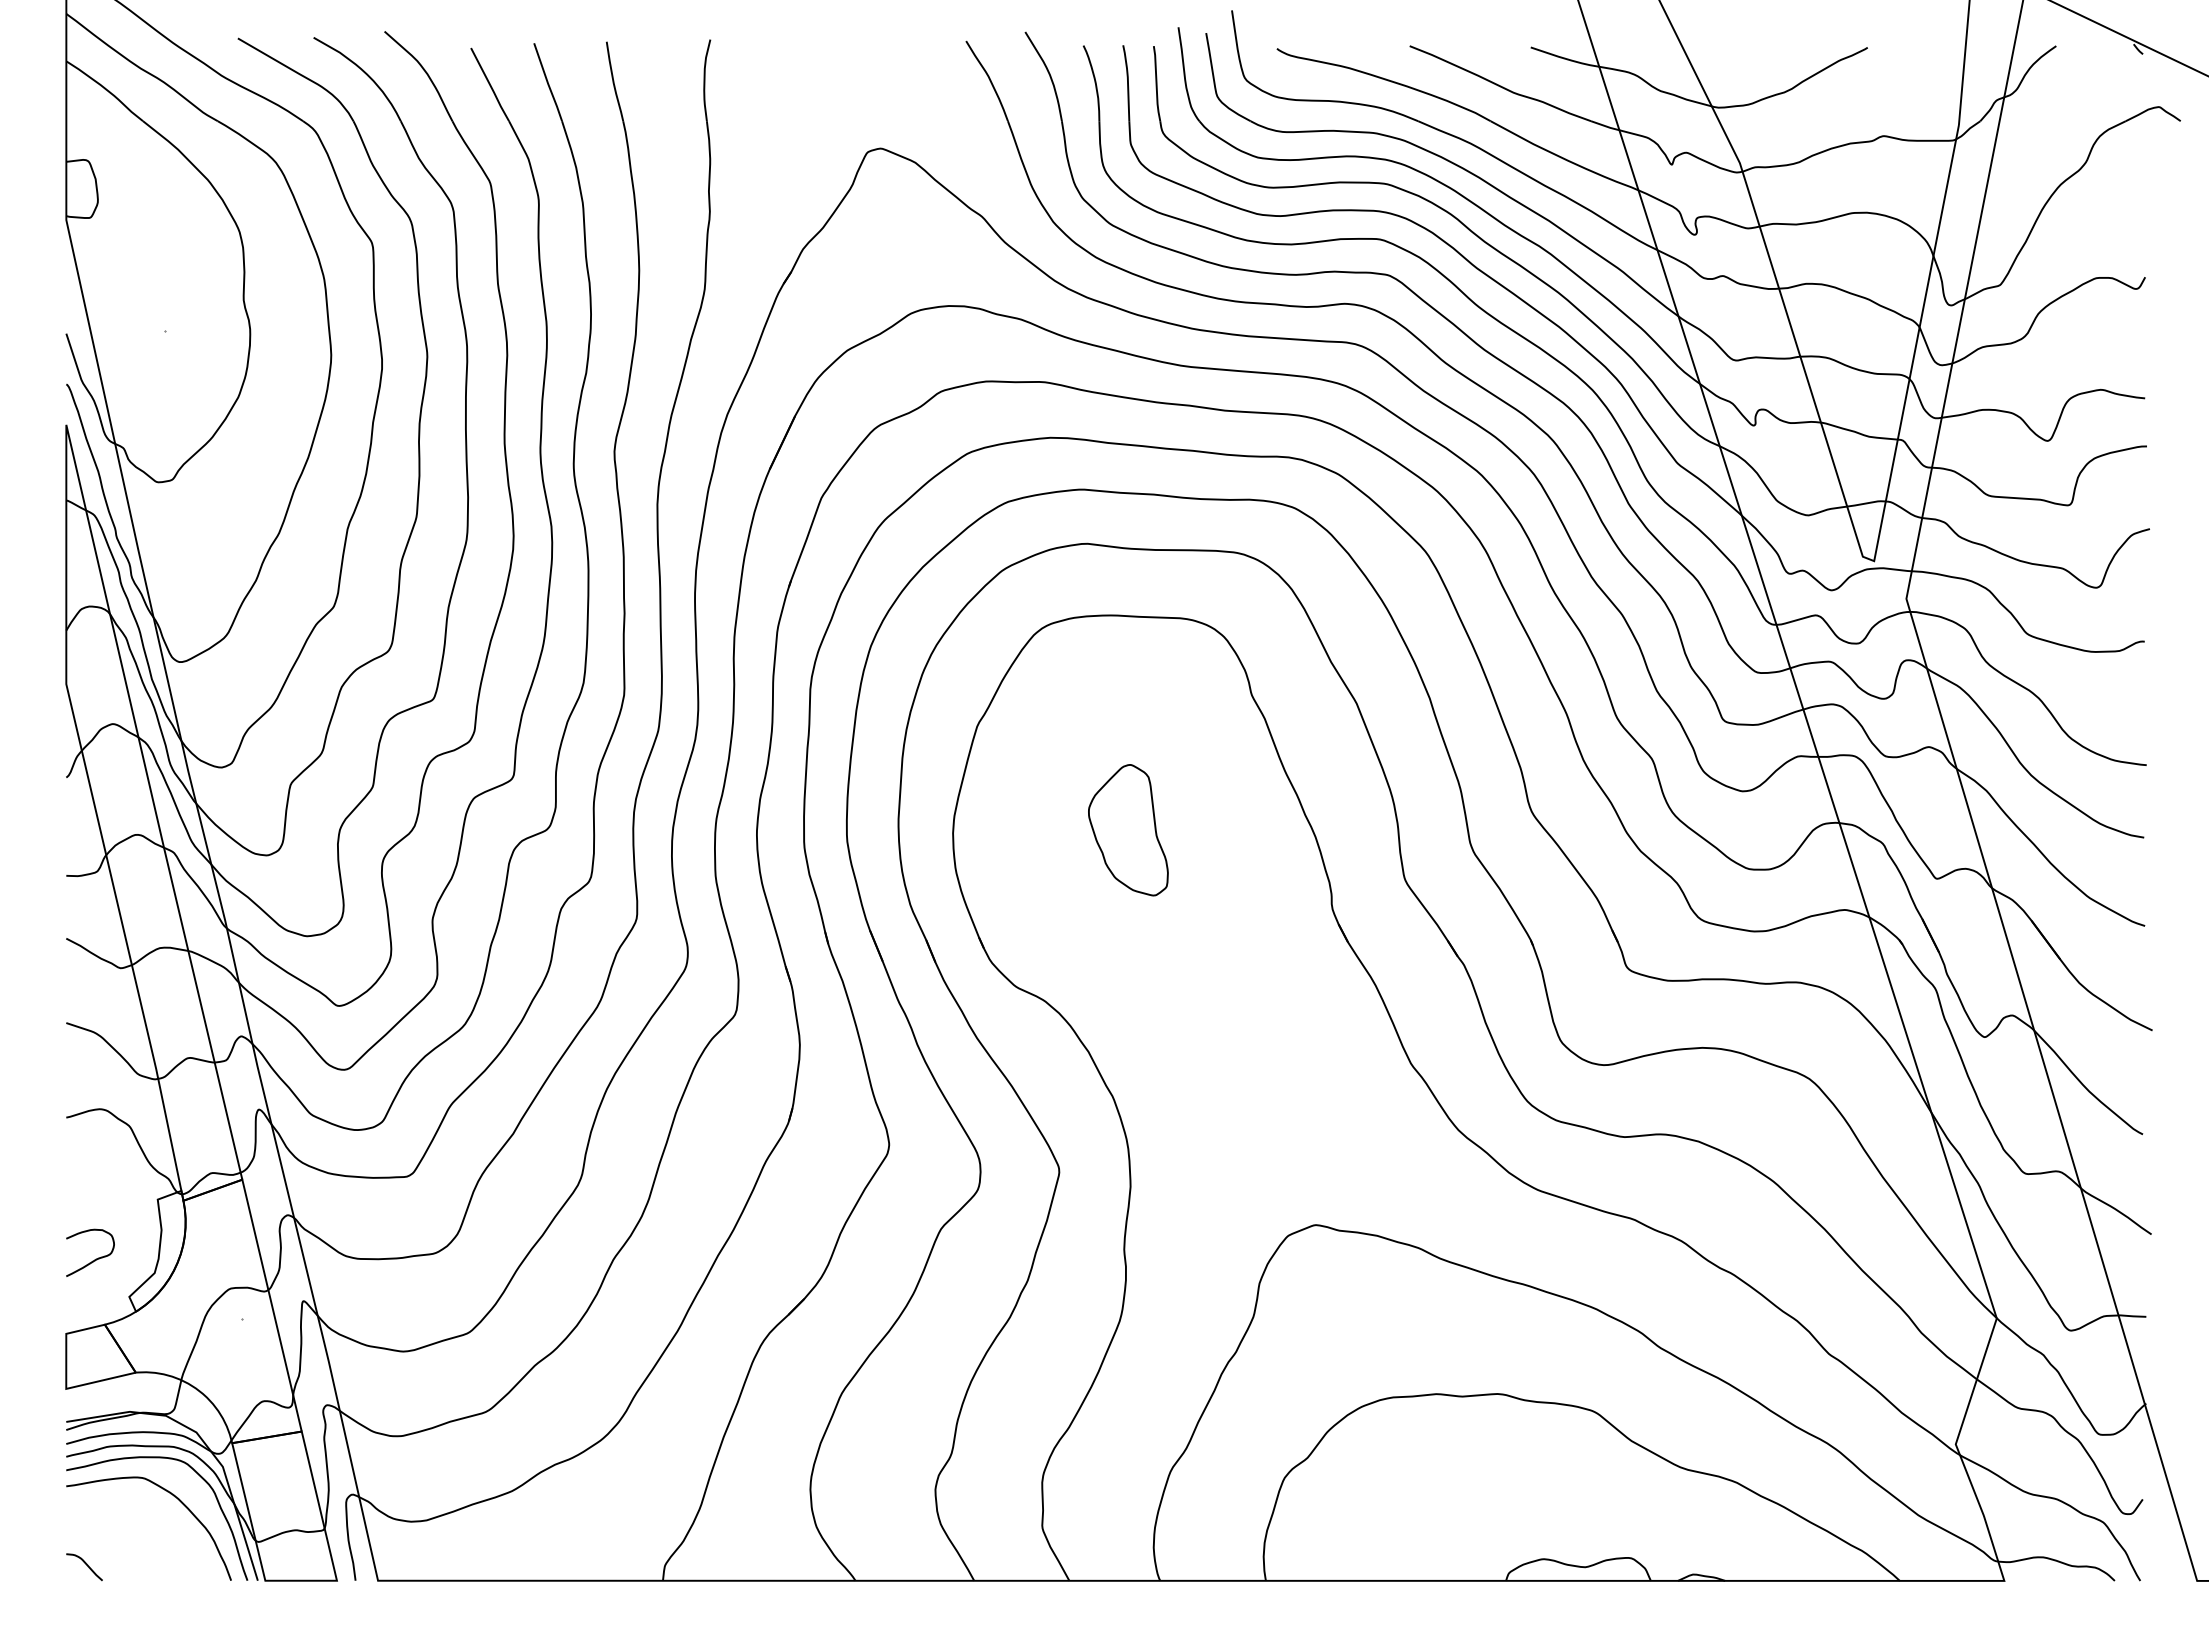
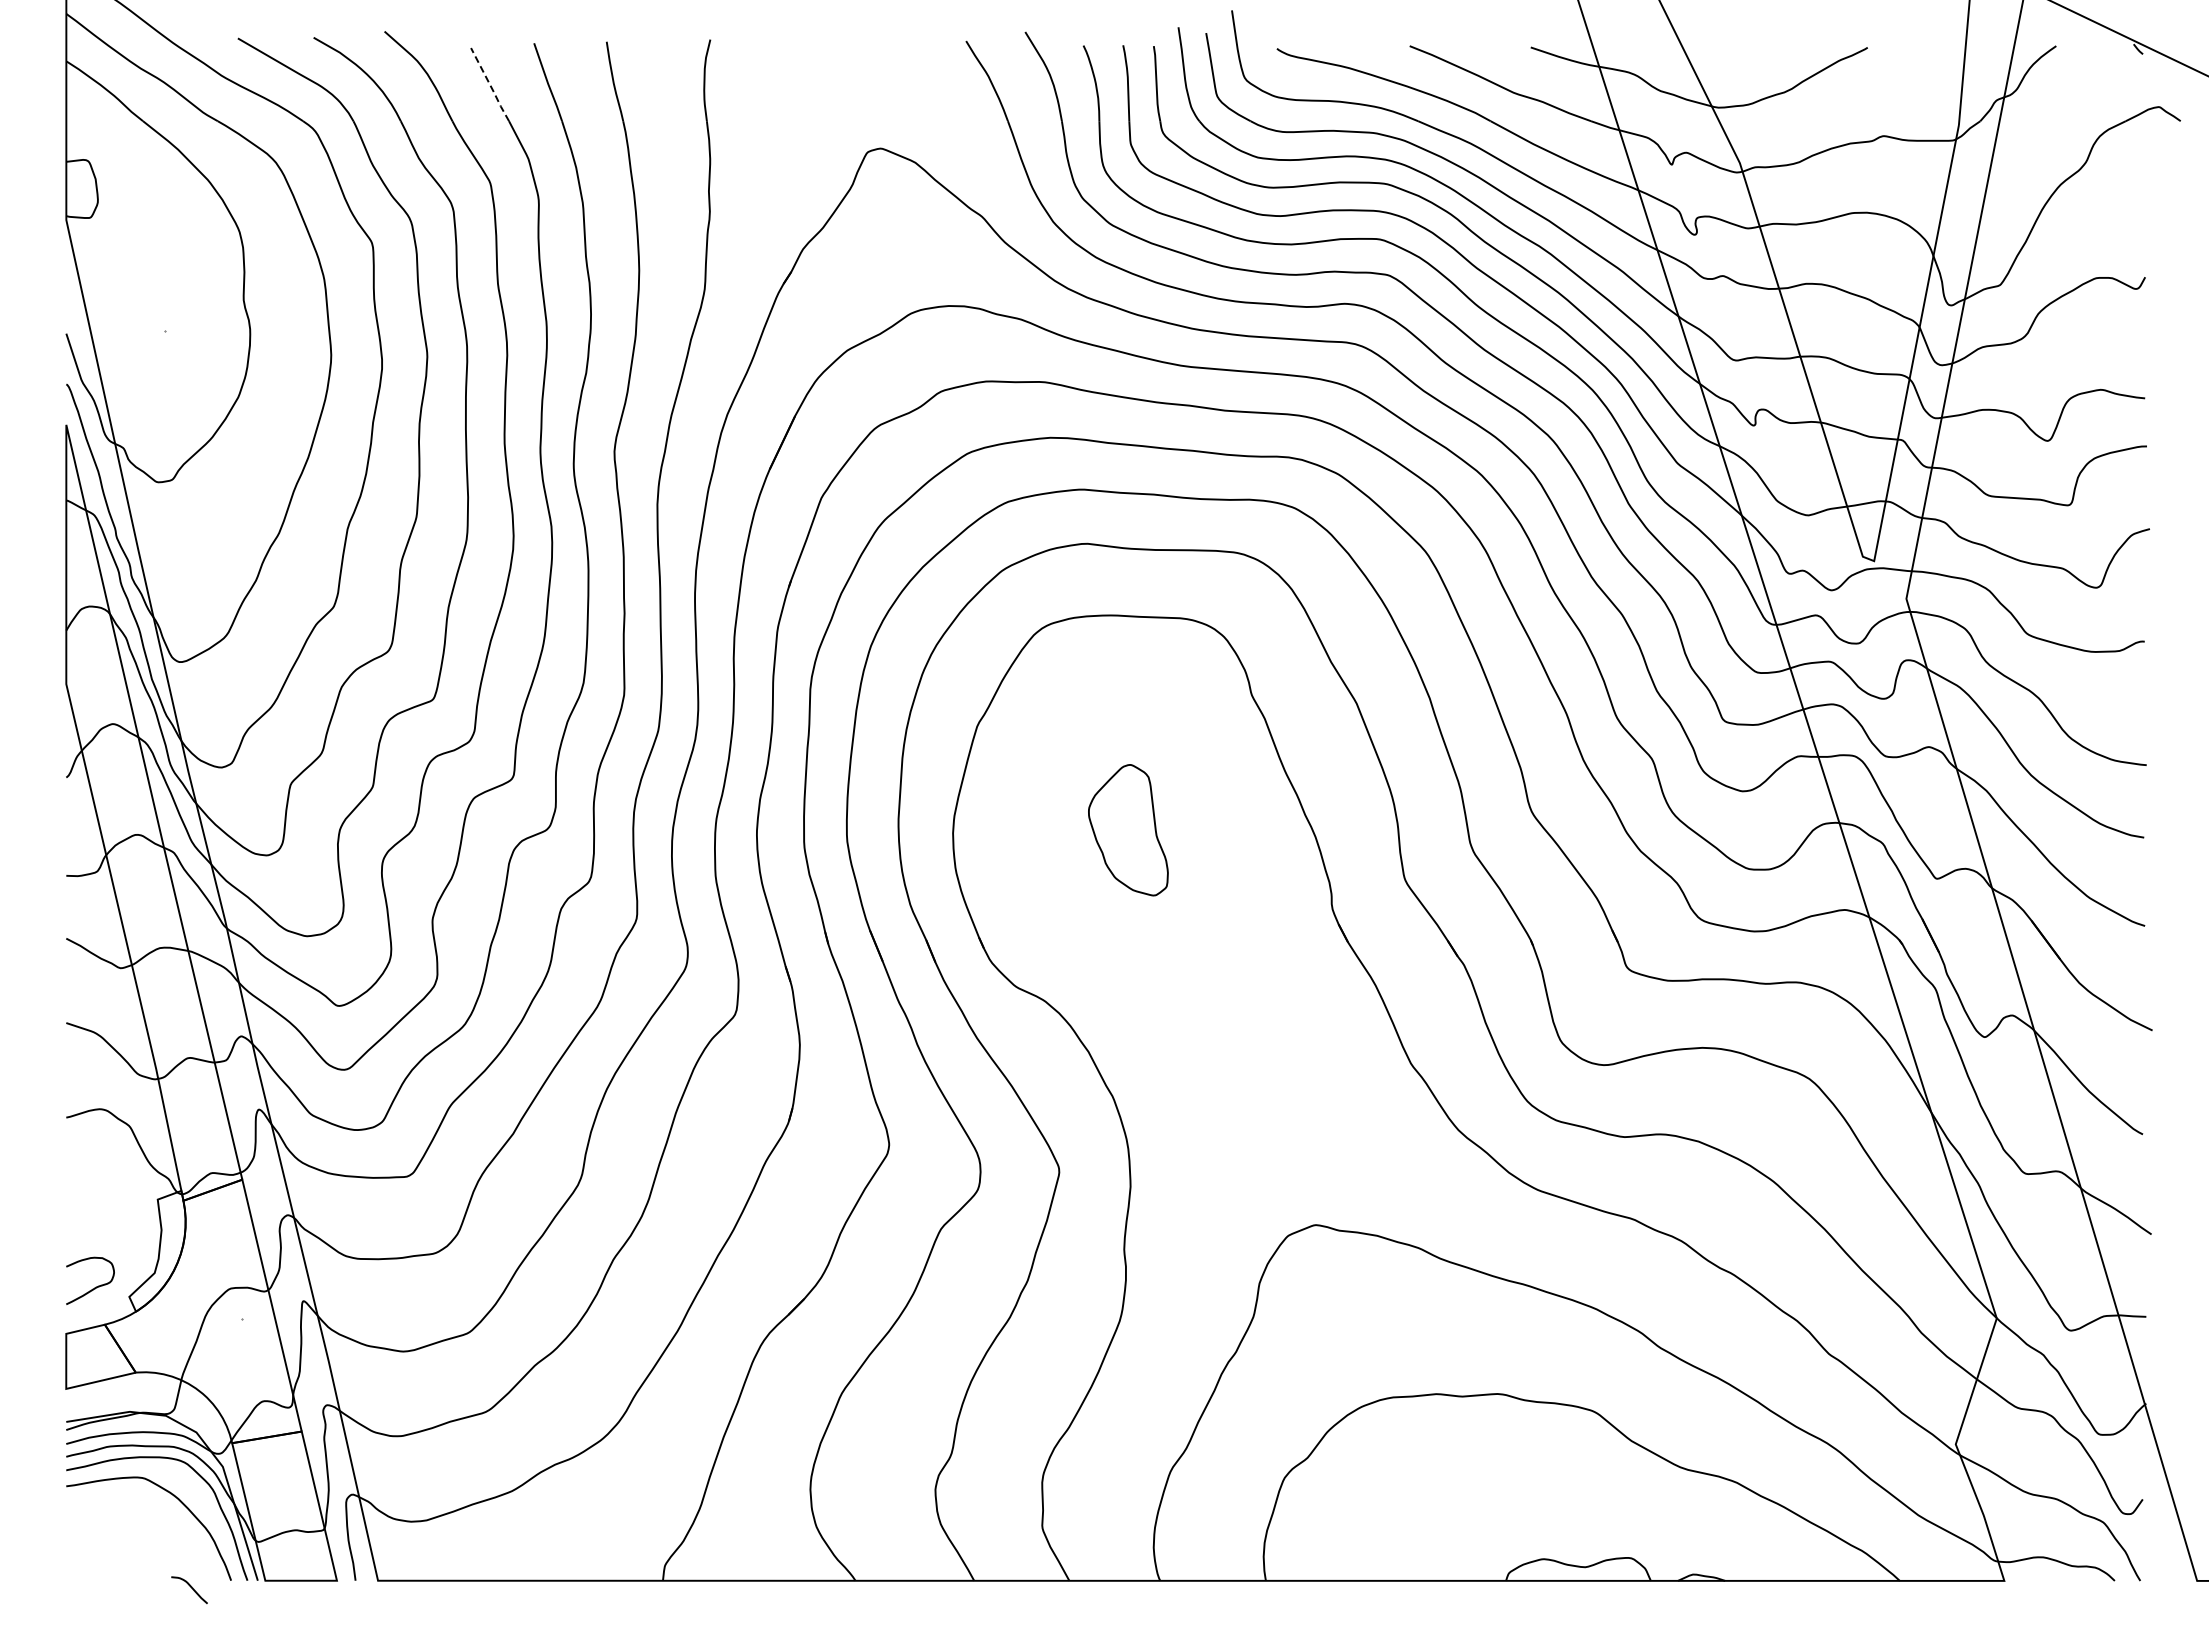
line: solid -> dashed (490, 85)
curve position: (94, 1259) -> (94, 1287) (94, 1287)
curve position: (86, 1565) -> (191, 1588) (191, 1588)
